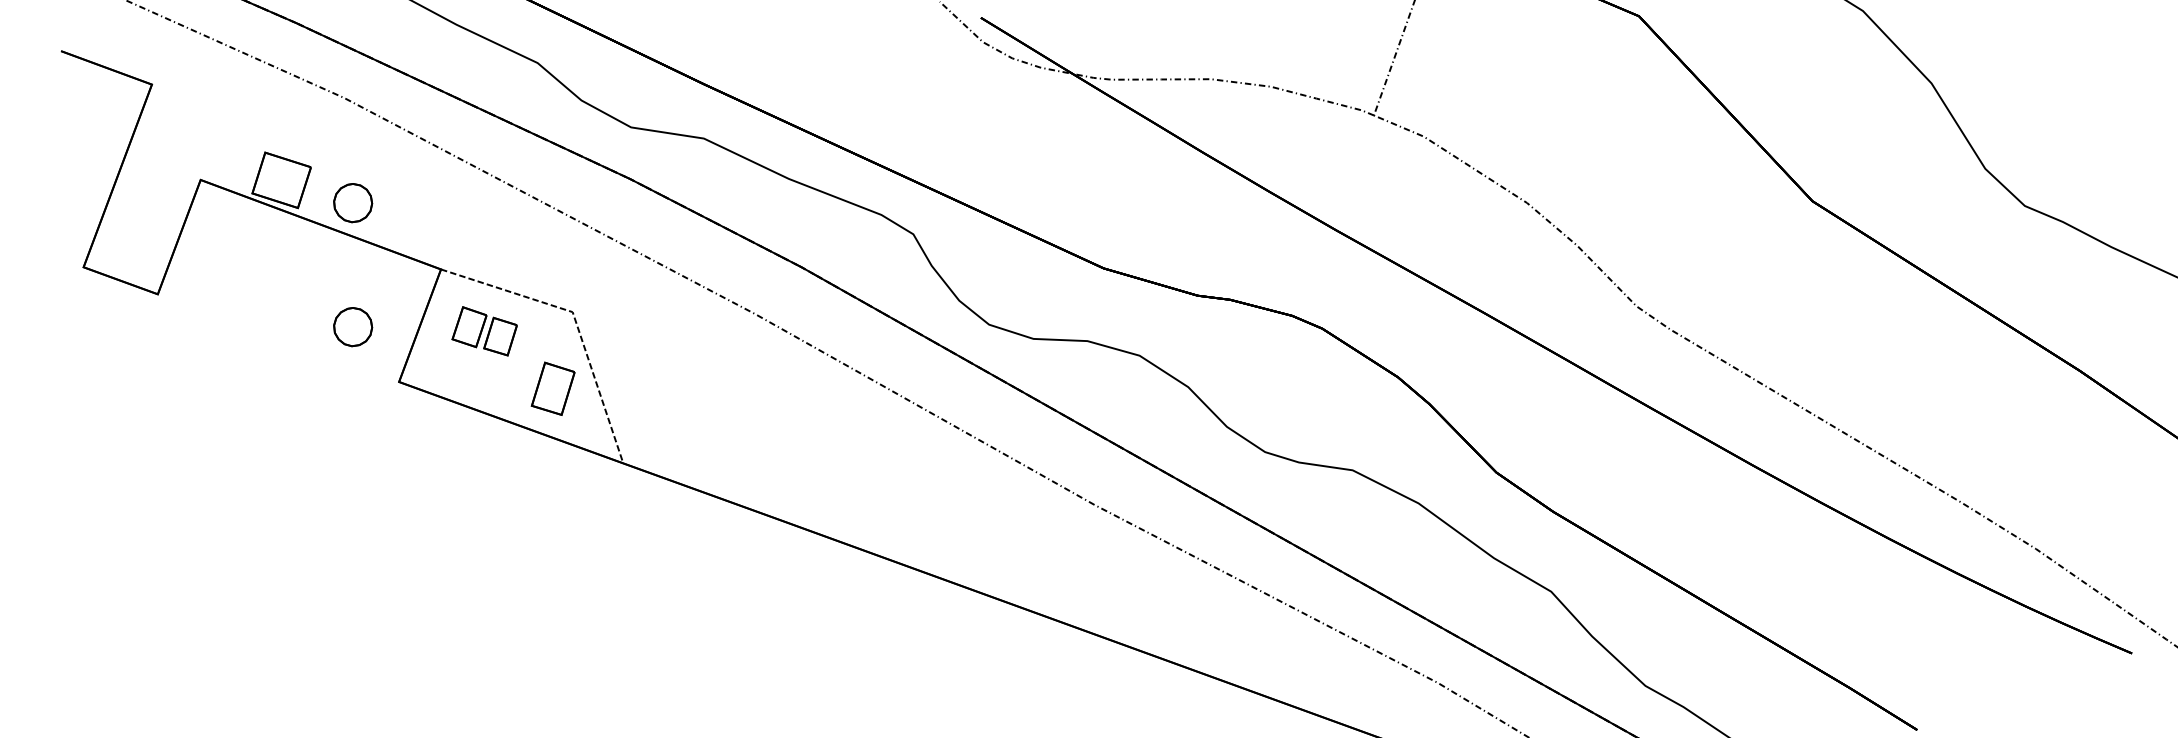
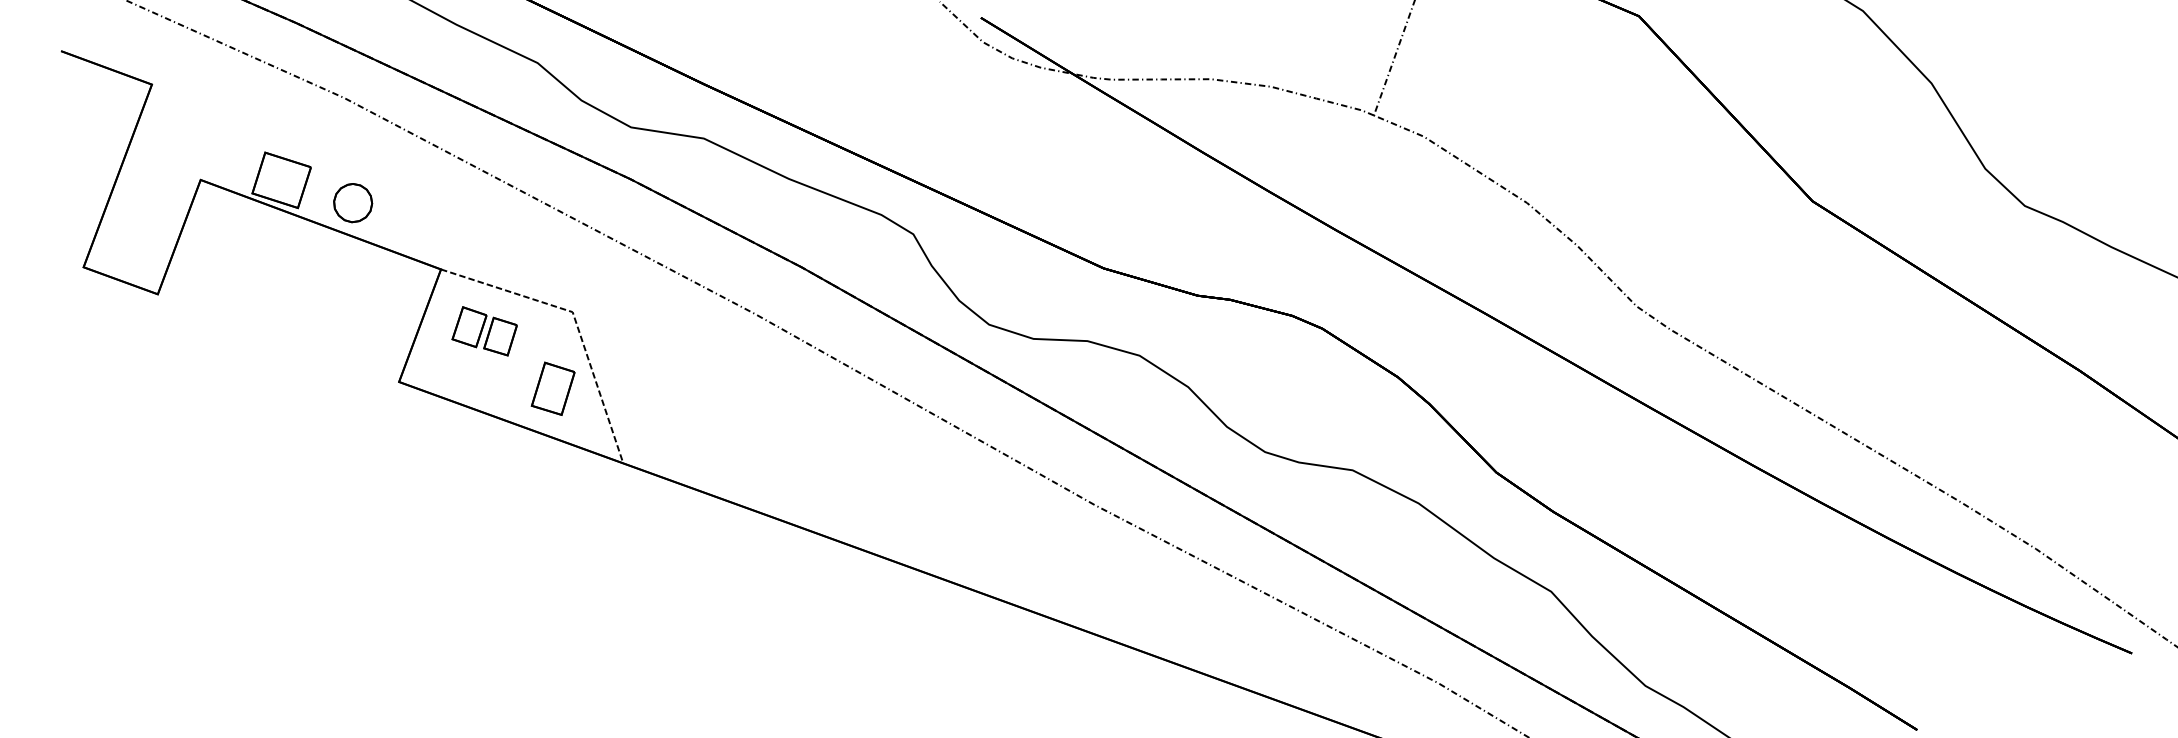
part: present -> none (353, 327)
